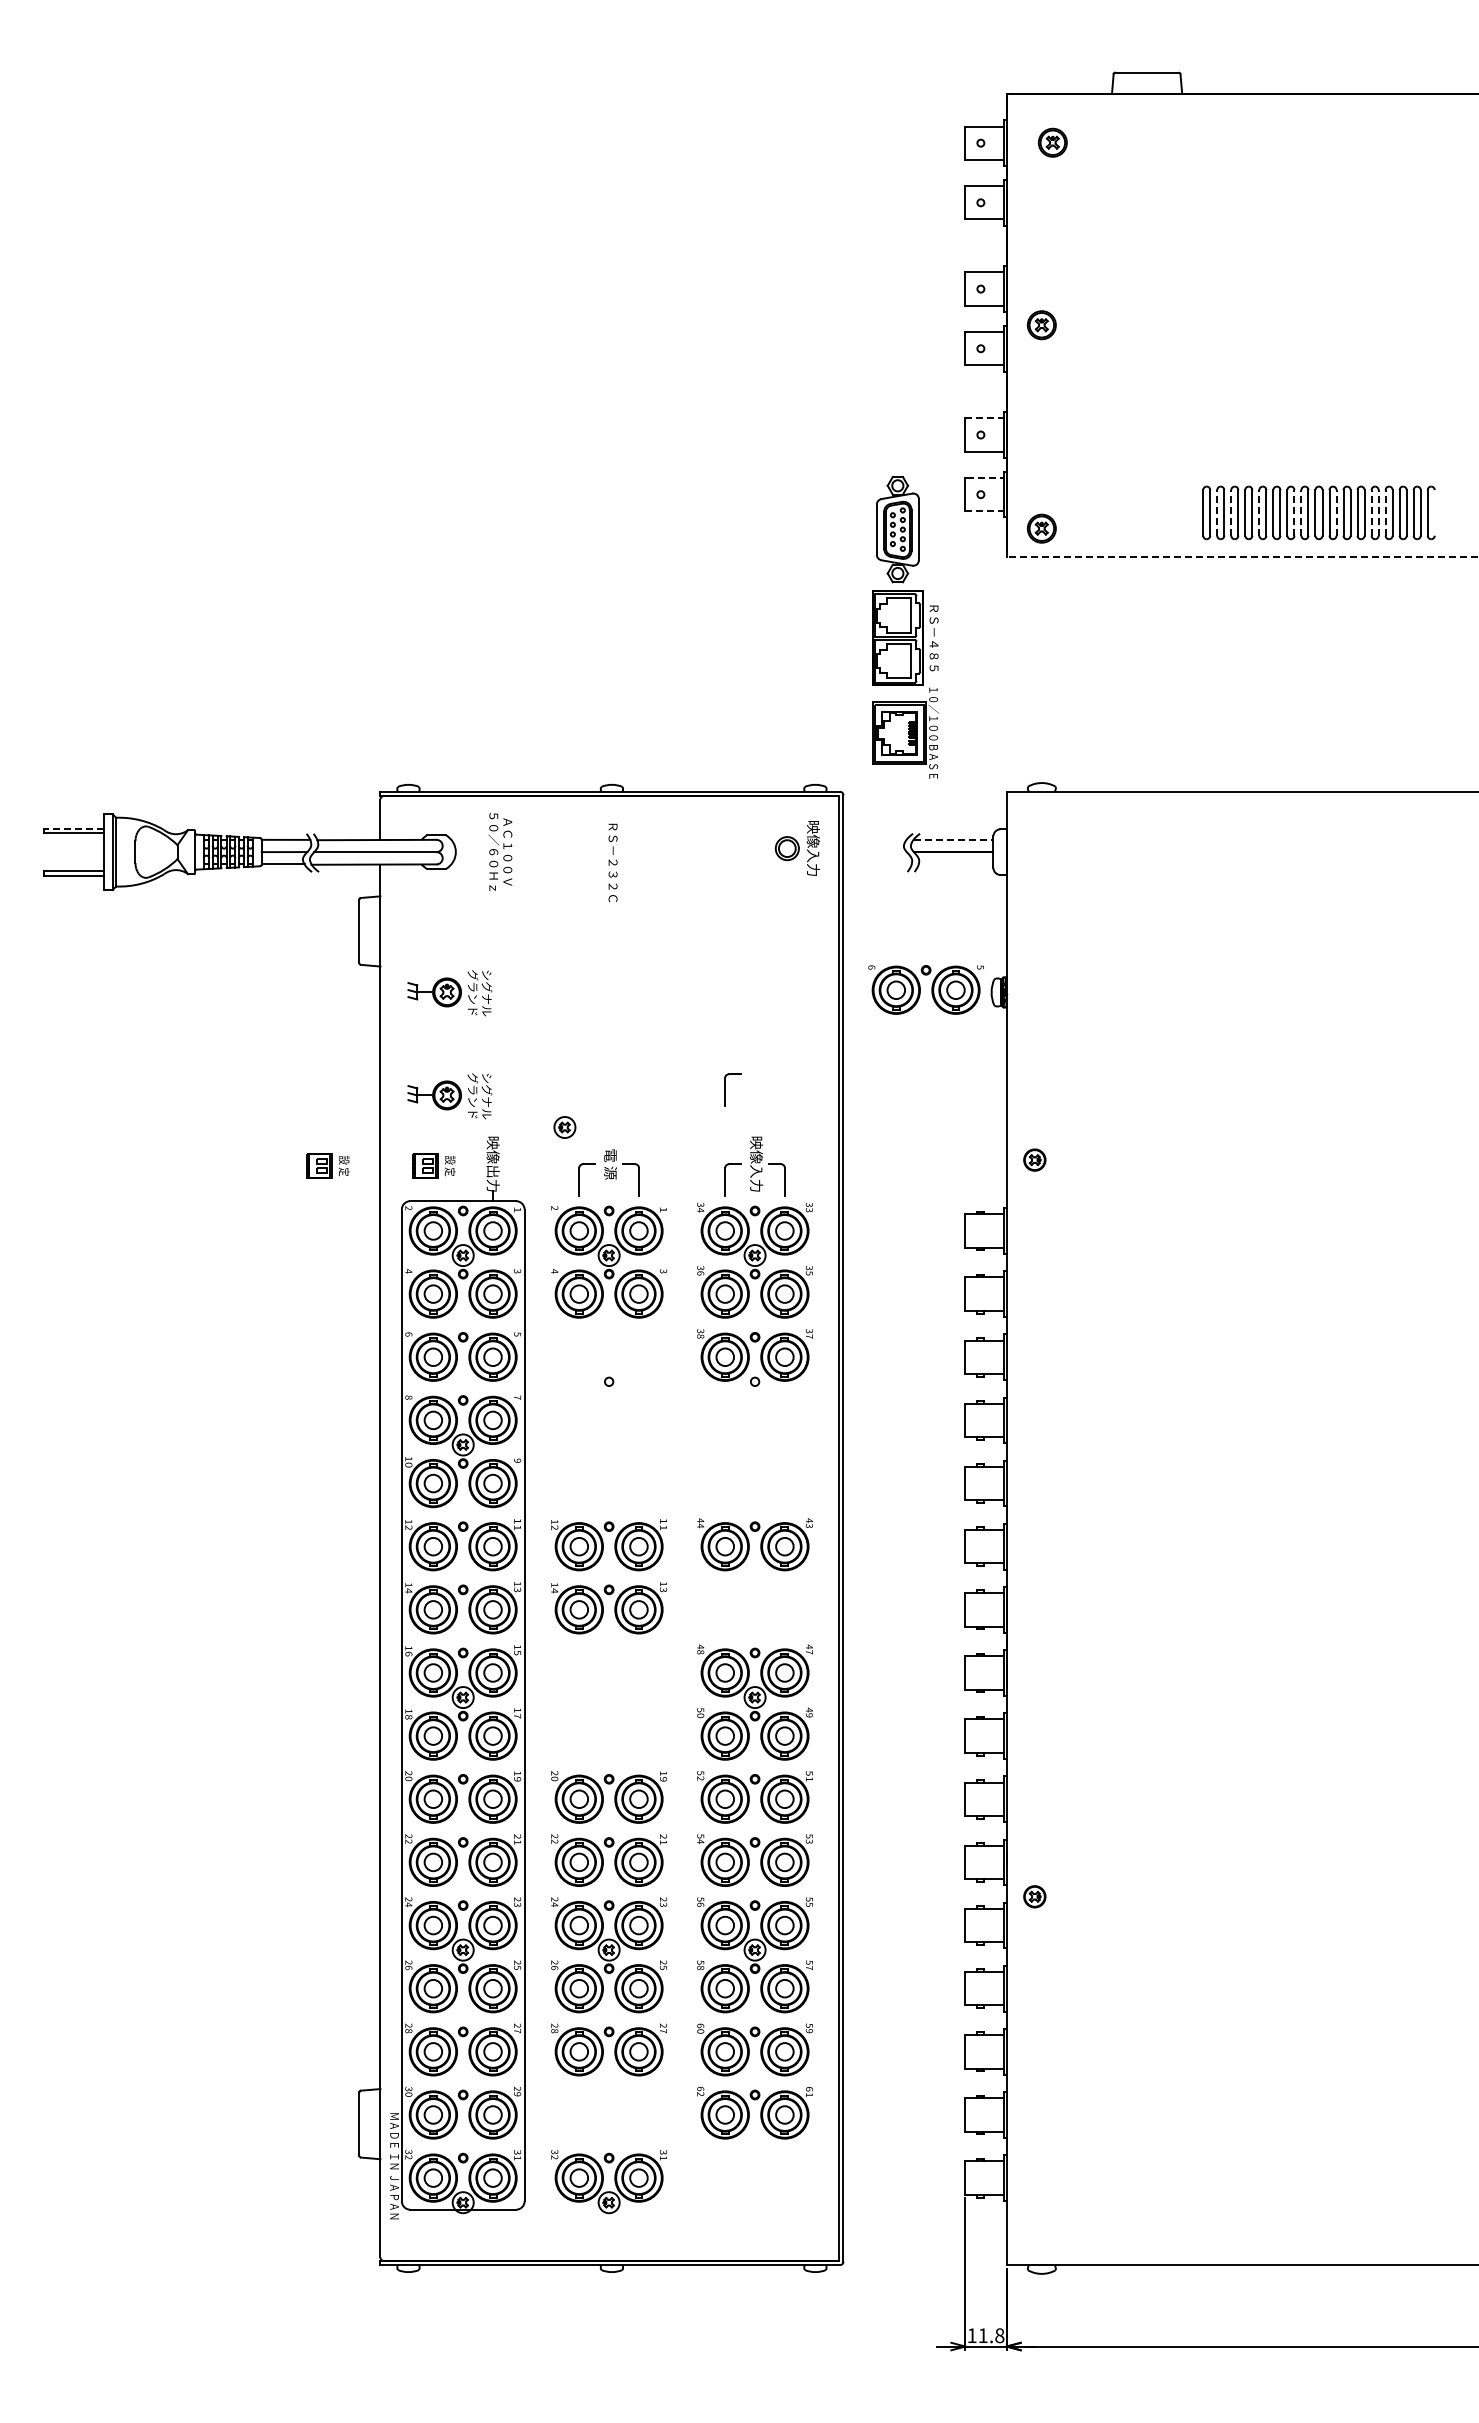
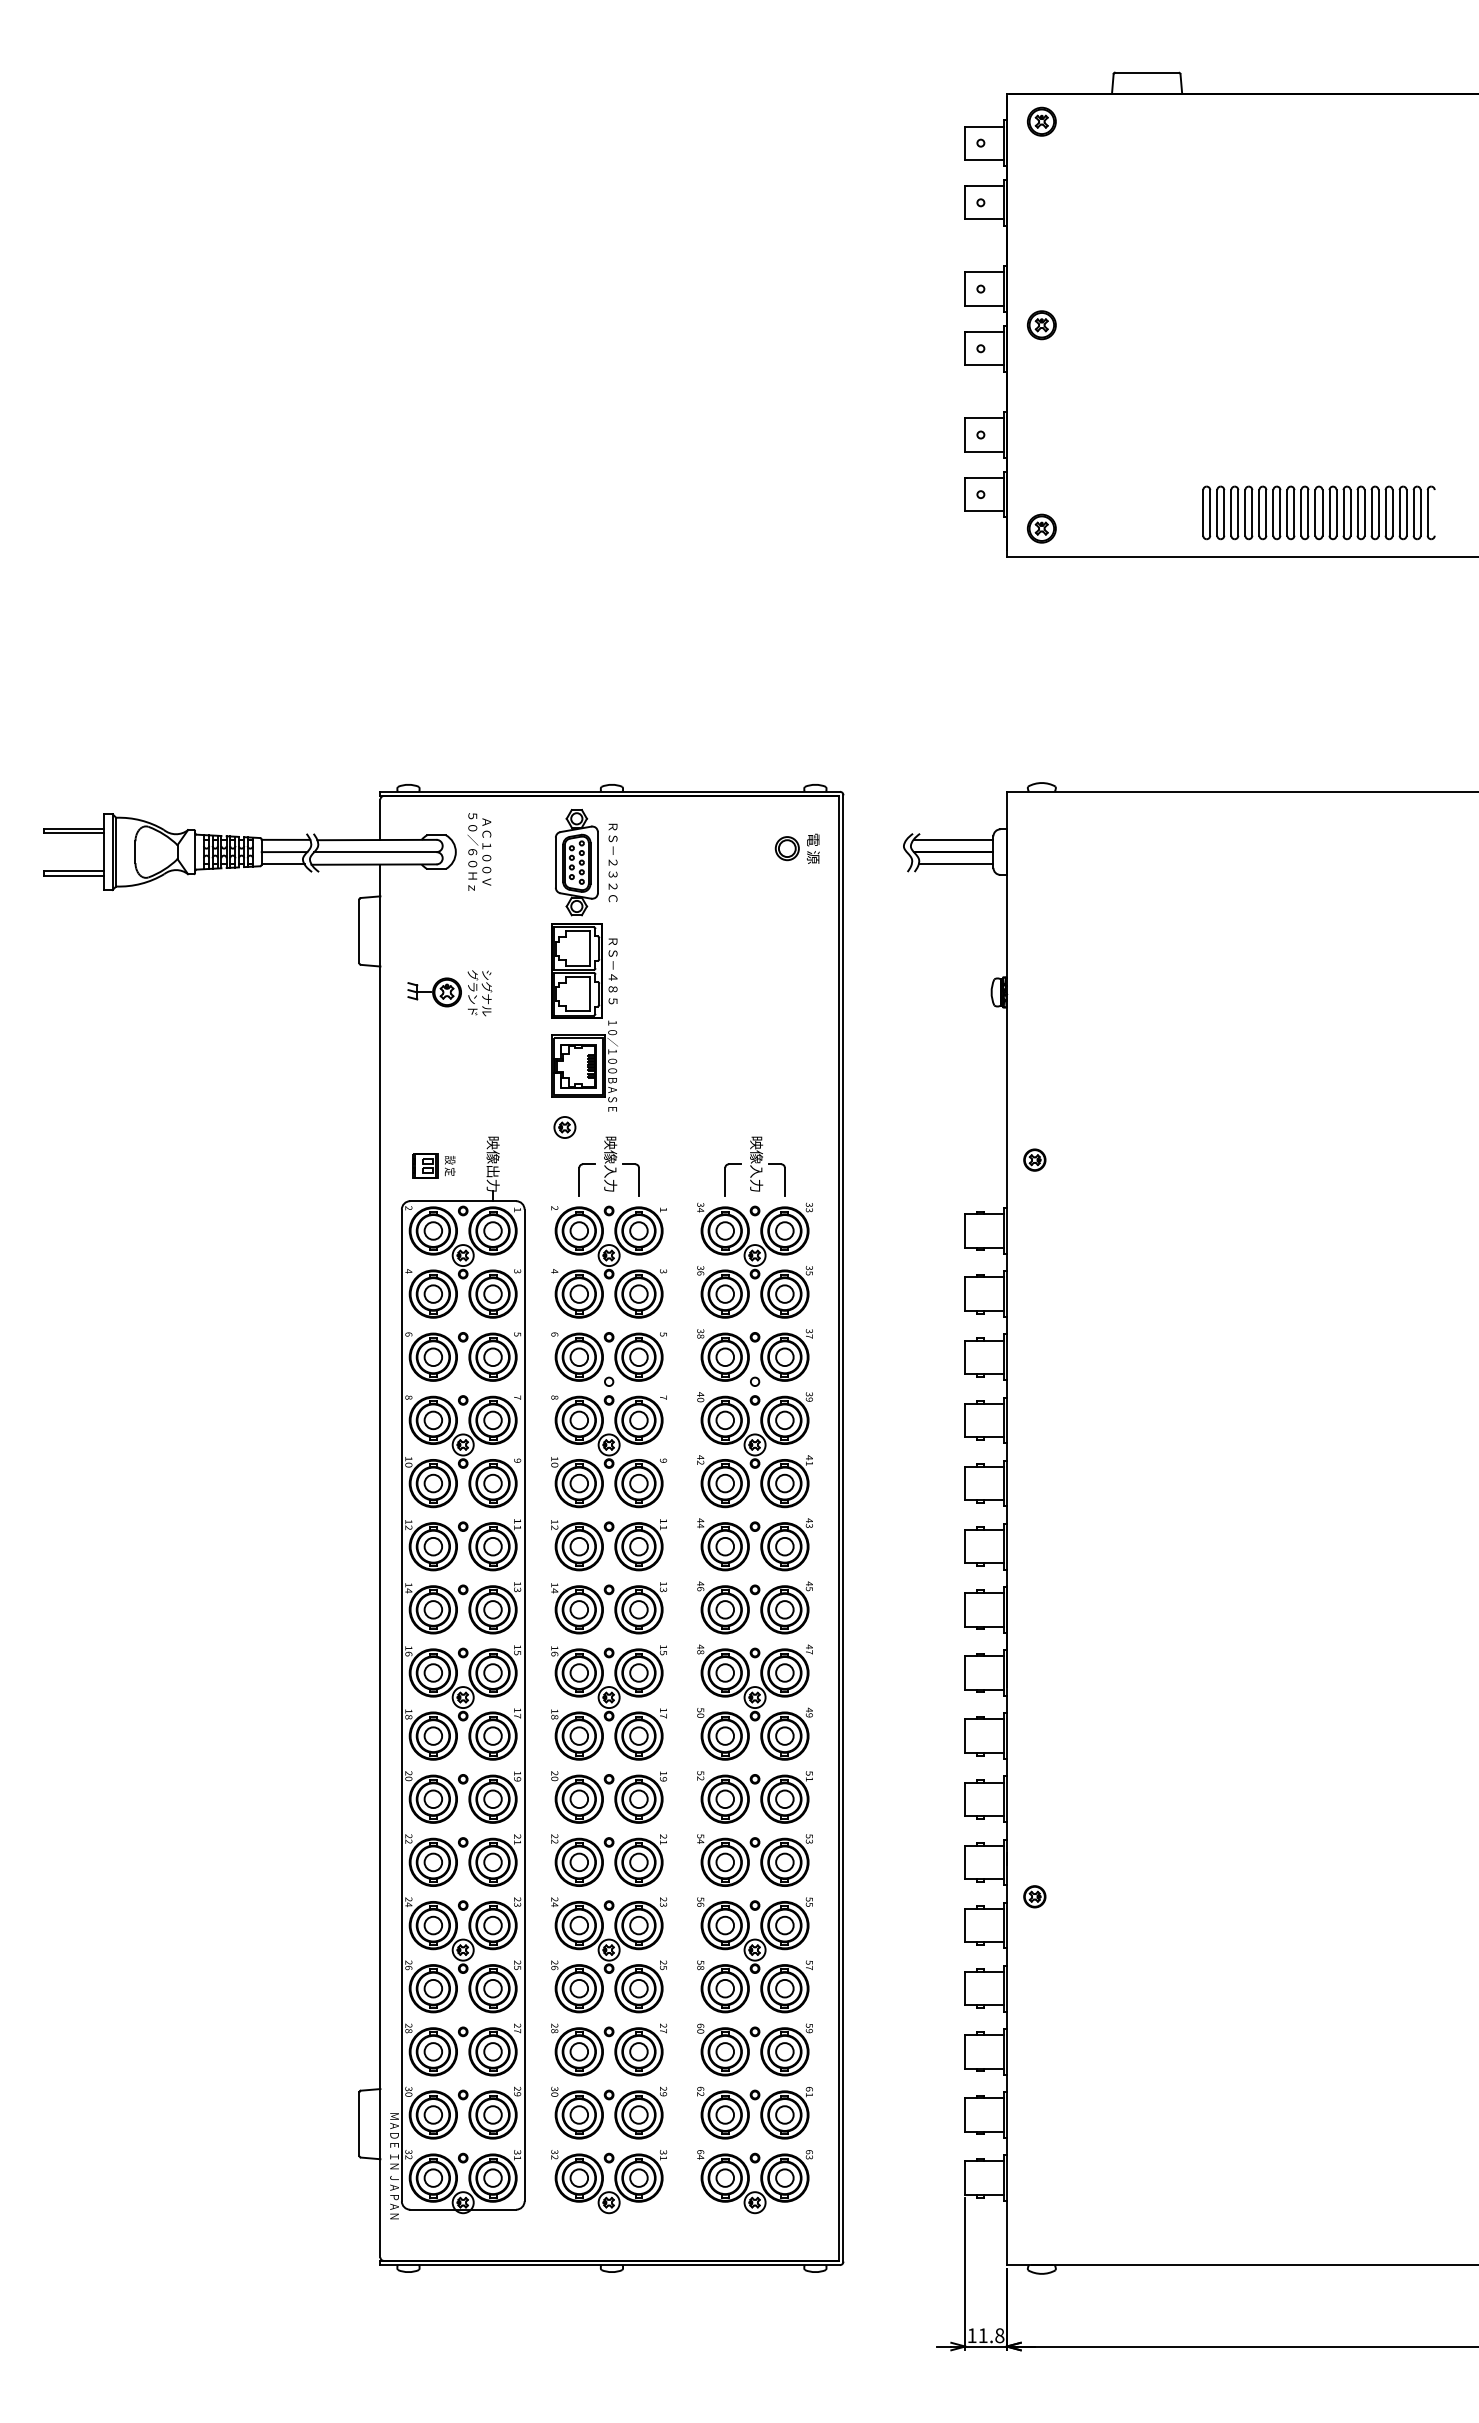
part position: (1052, 142) -> (1041, 121) (1041, 121)
line: dashed -> solid (985, 418)
line: dashed -> solid (986, 478)
line: dashed -> solid (985, 511)
line: dashed -> solid (1217, 512)
line: dashed -> solid (1231, 512)
line: dashed -> solid (1259, 512)
line: dashed -> solid (1294, 512)
line: dashed -> solid (1301, 512)
line: dashed -> solid (1336, 512)
line: dashed -> solid (1371, 512)
line: dashed -> solid (1378, 512)
line: dashed -> solid (1385, 512)
line: dashed -> solid (1242, 556)
part position: (905, 627) -> (584, 960) (584, 960)
line: dashed -> solid (74, 828)
line: dashed -> solid (953, 839)
text: 映像入力 -> 電 源 (812, 848)
text position: (500, 851) -> (479, 851) (479, 851)
line: none -> present (955, 864)
part position: (925, 989) -> (608, 1356) (608, 1356)
part: present -> none (725, 1089)
part: present -> none (449, 1096)
text: 電 源 -> 映像入力 (610, 1163)
part: present -> none (327, 1165)
part: none -> present (754, 1450)
part: none -> present (609, 1451)
part: none -> present (754, 1607)
part: none -> present (608, 1702)
part: none -> present (609, 2112)
part: none -> present (754, 2182)
